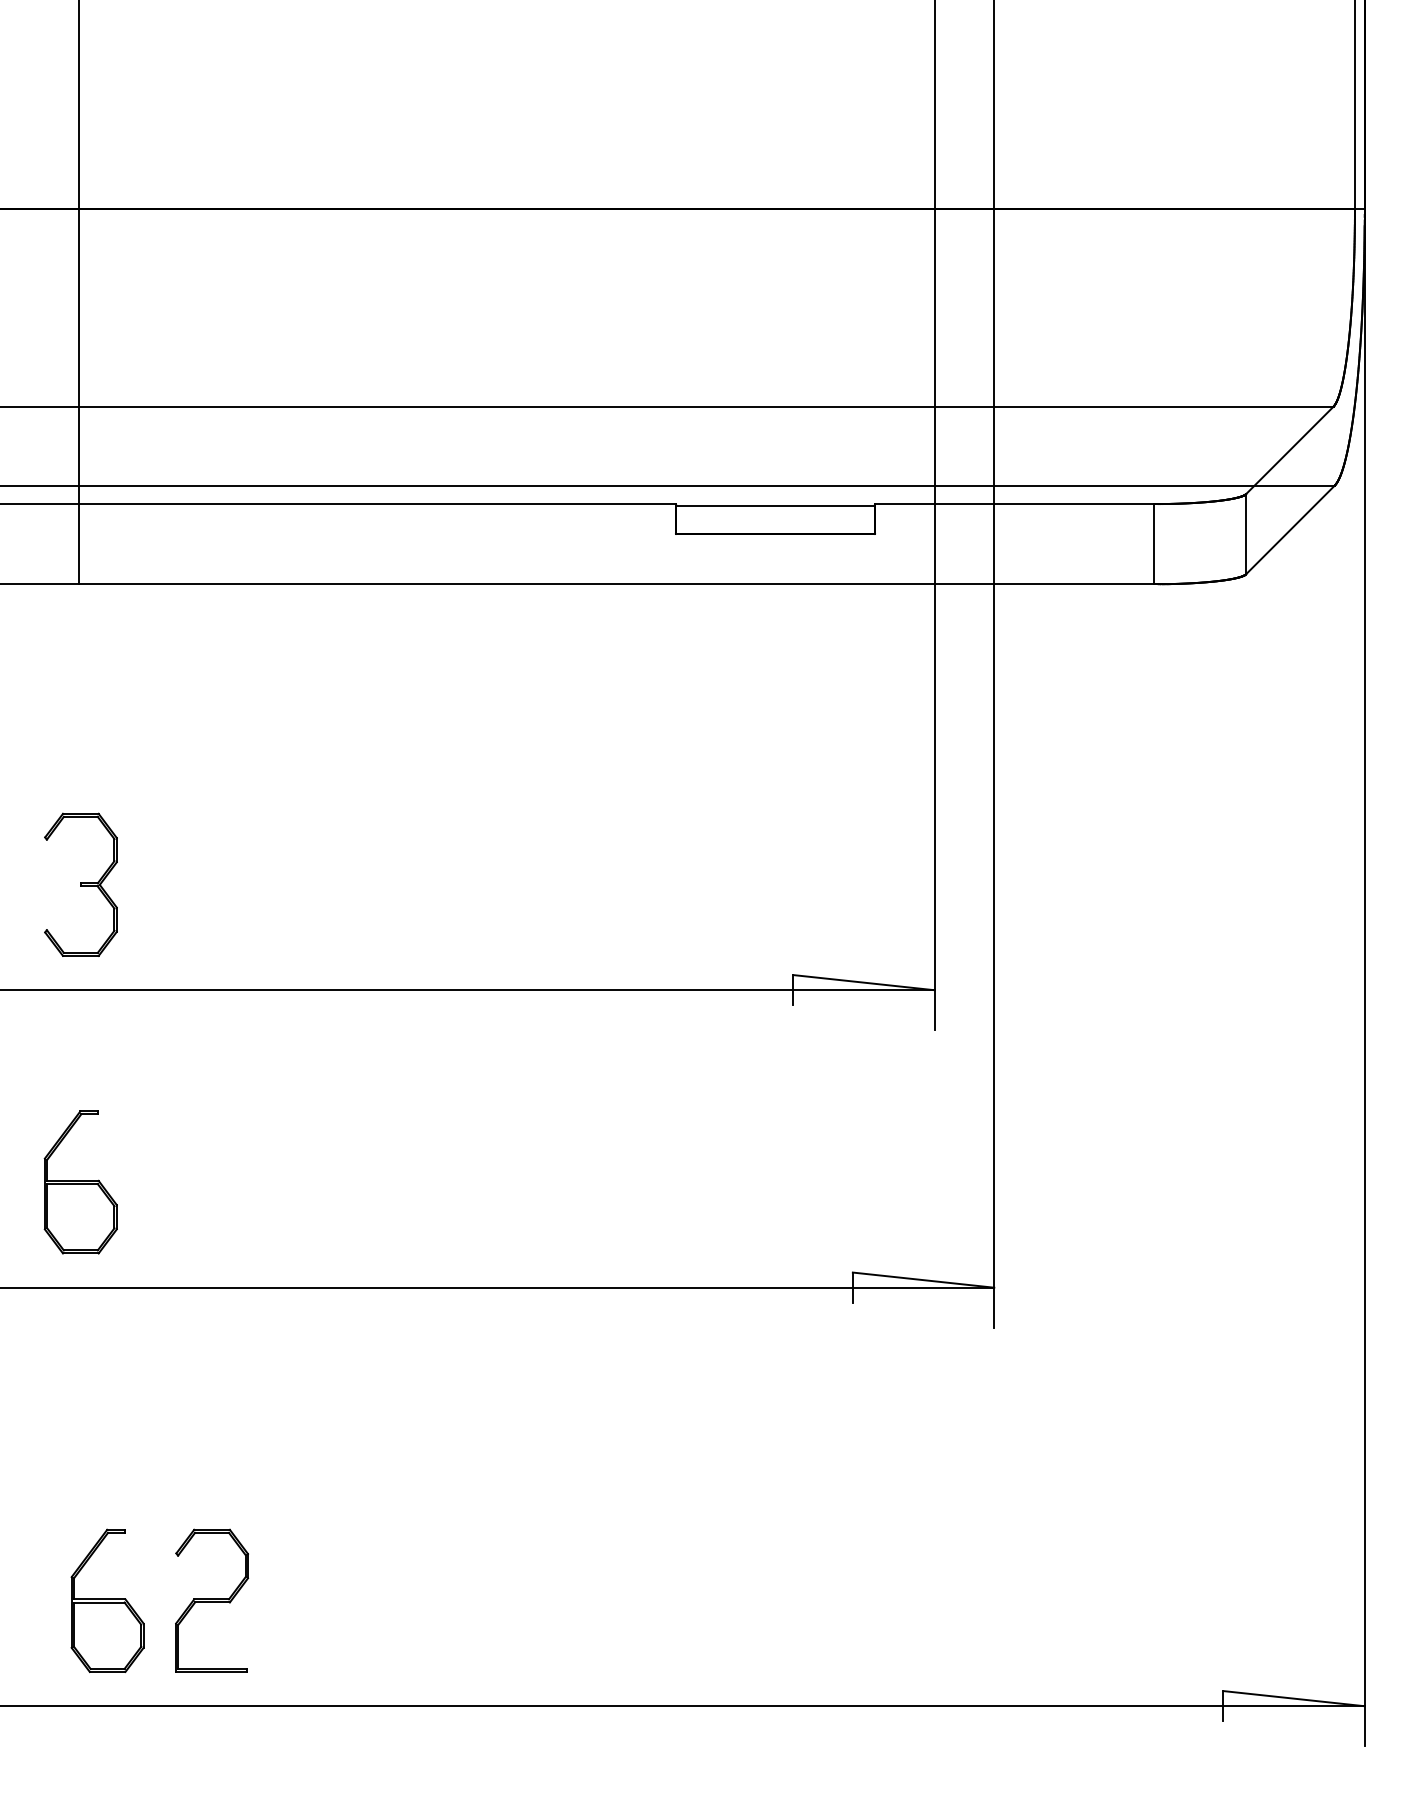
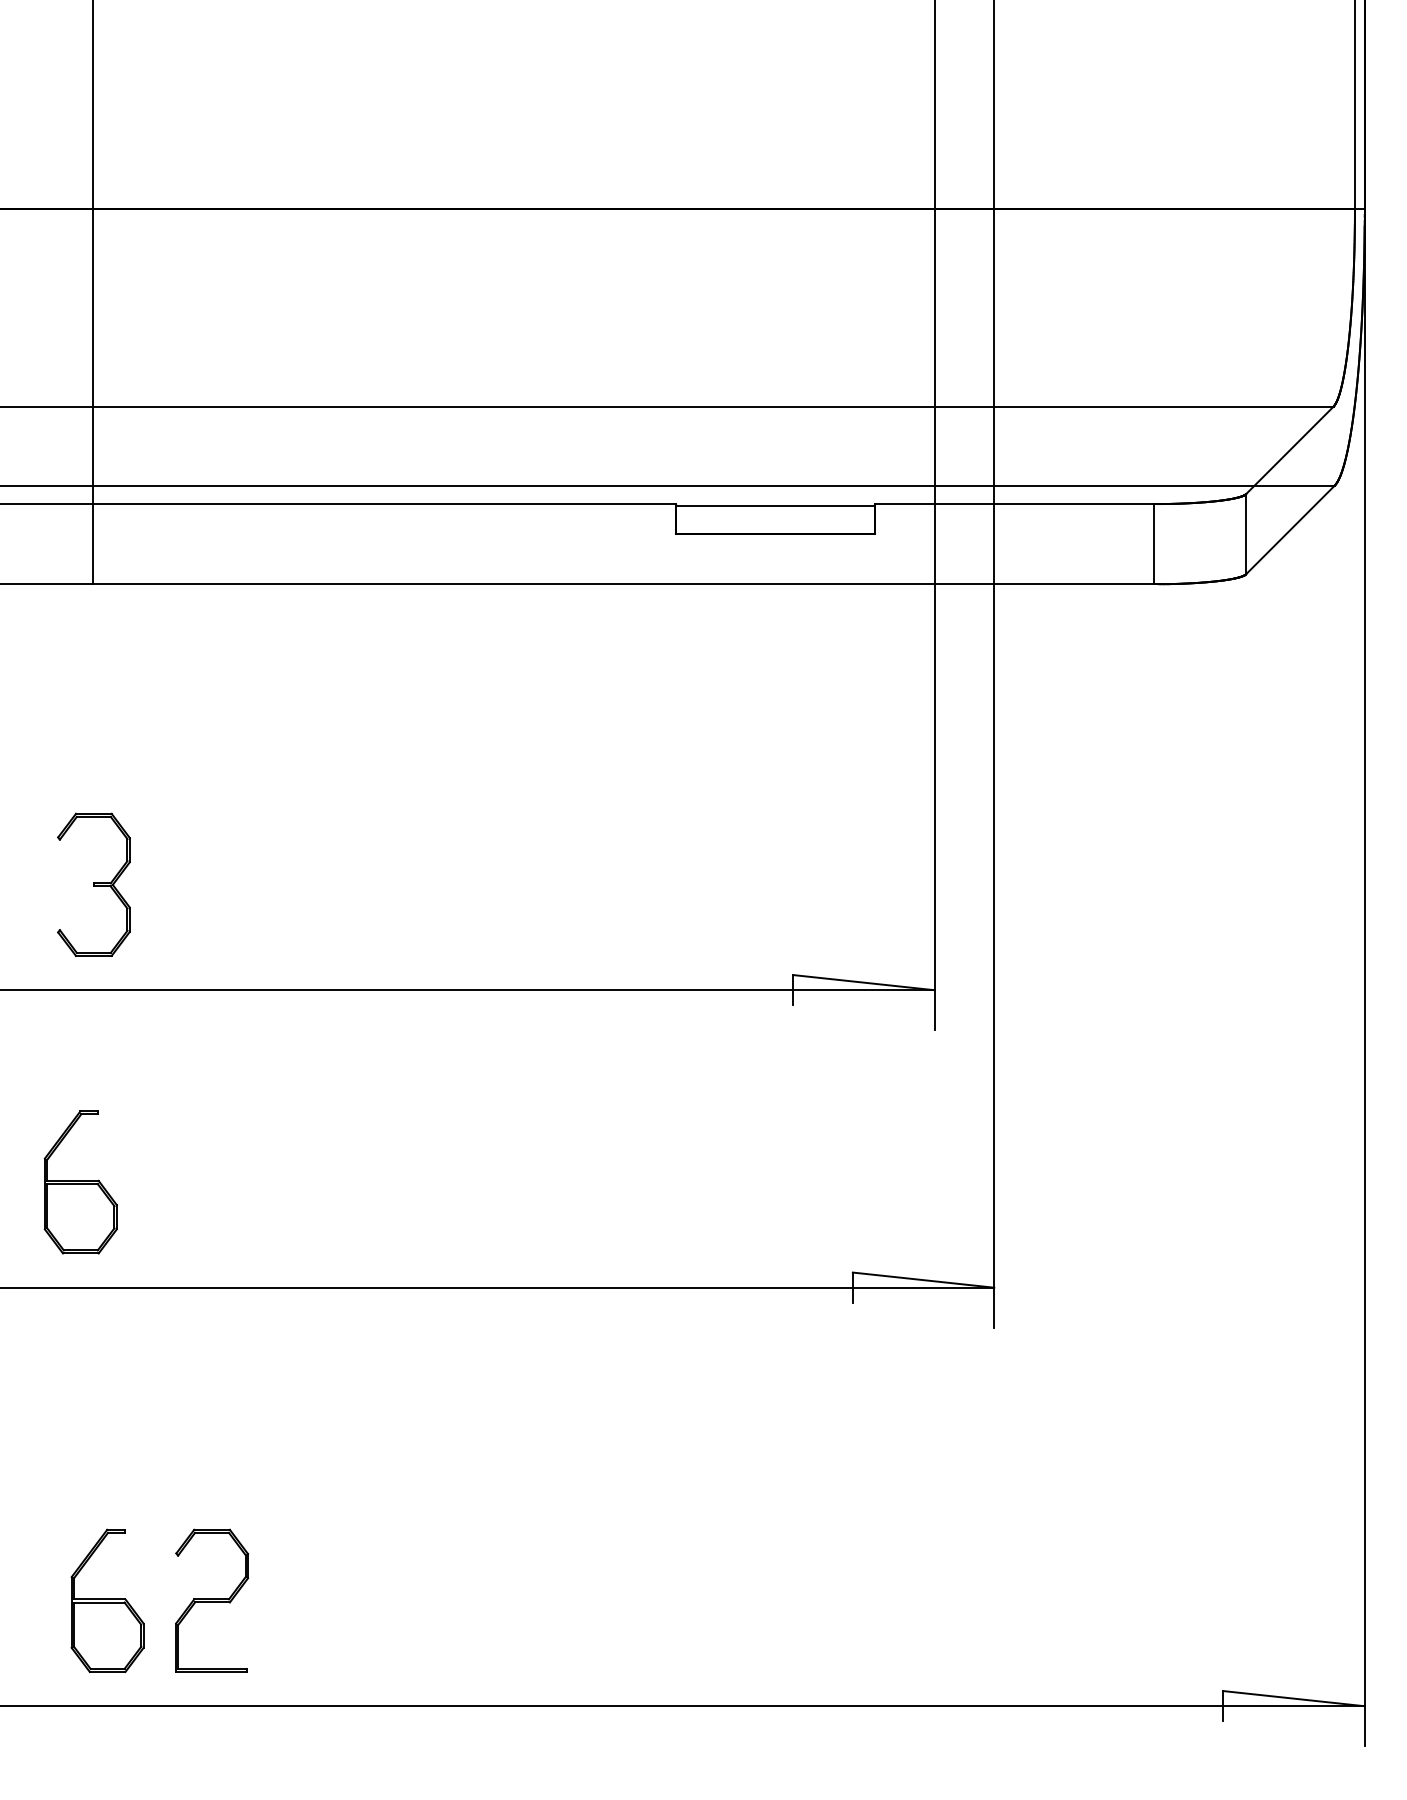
line position: (79, 293) -> (93, 293) (93, 293)
part position: (80, 884) -> (93, 884) (93, 884)
